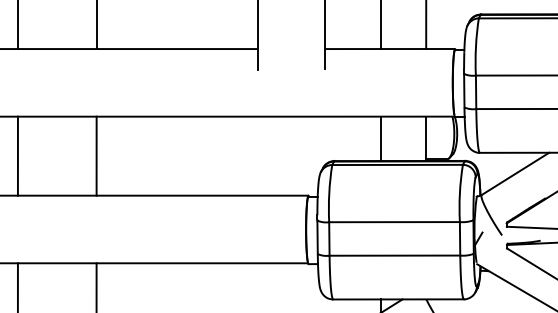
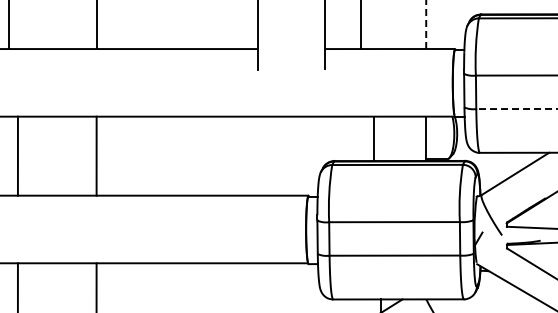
line: solid -> dashed (426, 24)
line position: (18, 25) -> (9, 25) (9, 25)
line position: (380, 25) -> (360, 25) (360, 25)
line: solid -> dashed (516, 109)
line position: (380, 138) -> (373, 138) (373, 138)
